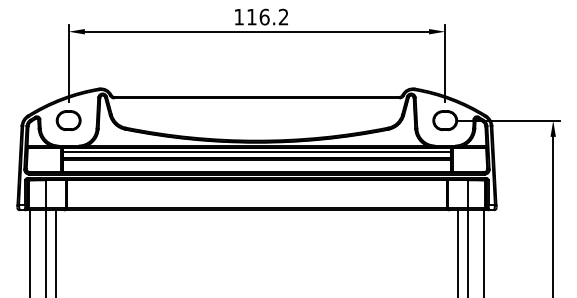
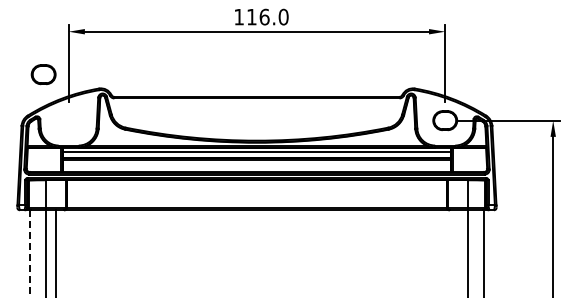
text: 116.2 -> 116.0 (283, 16)
part position: (68, 120) -> (43, 74) (43, 74)
line: present -> none (457, 252)
line: solid -> dashed (30, 254)
